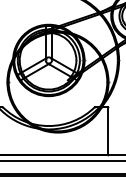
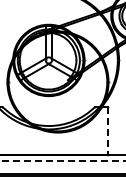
line: solid -> dashed (107, 131)
line: solid -> dashed (62, 161)
